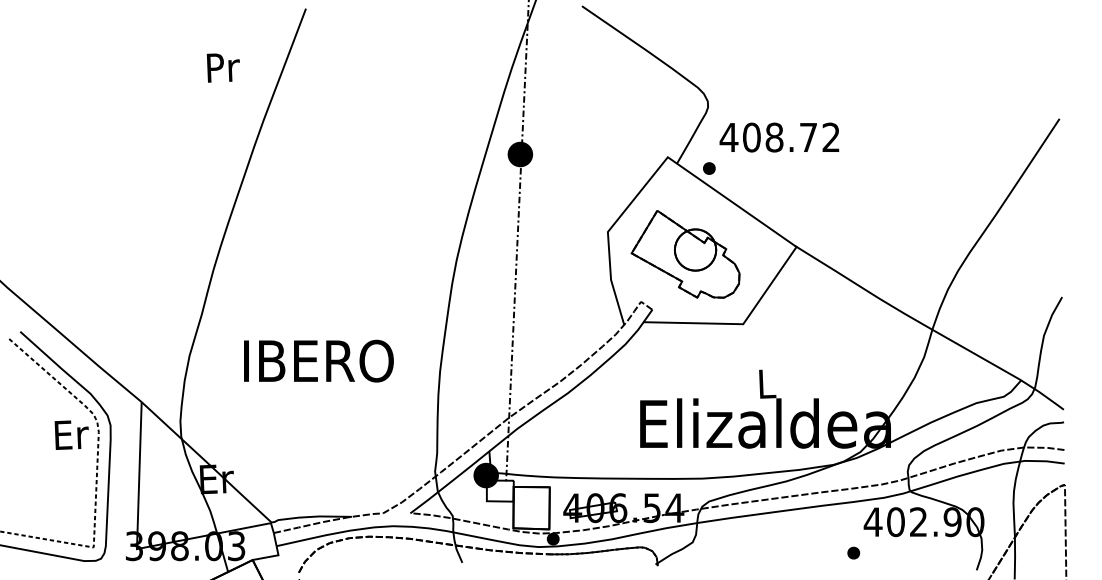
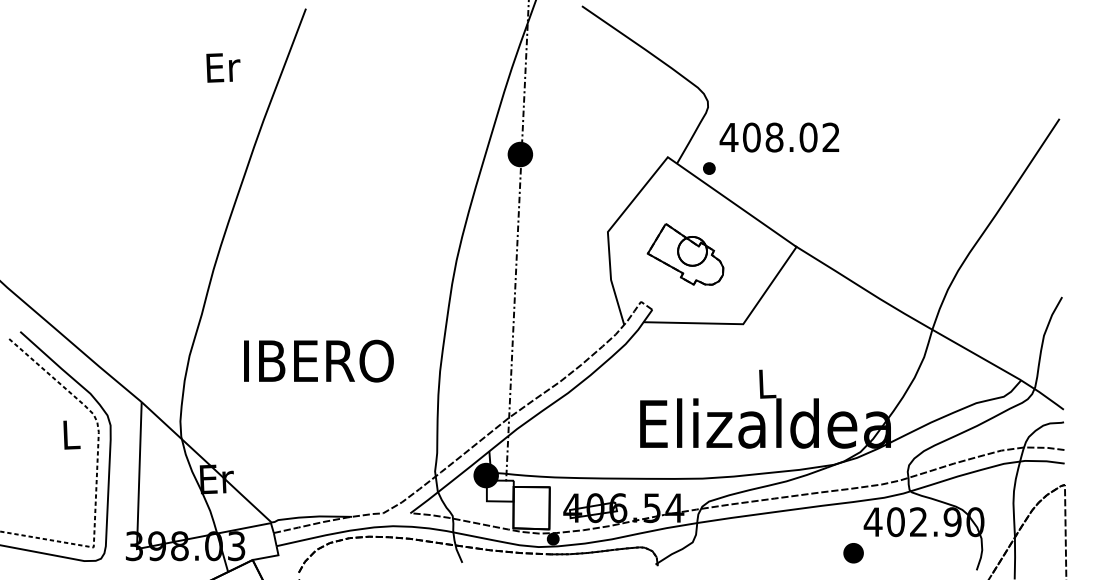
text: Pr -> Er (223, 67)
text: 408.72 -> 408.02 (808, 137)
part size: 111x89 px -> 79x63 px (685, 254)
text: Er -> L (71, 434)
part size: 14x14 px -> 21x21 px (853, 553)
